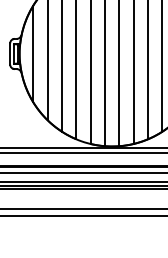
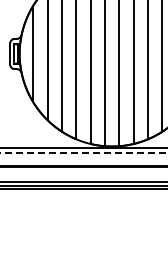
line: solid -> dashed (83, 153)
line: present -> none (83, 173)
line: present -> none (83, 208)
line: present -> none (83, 216)
